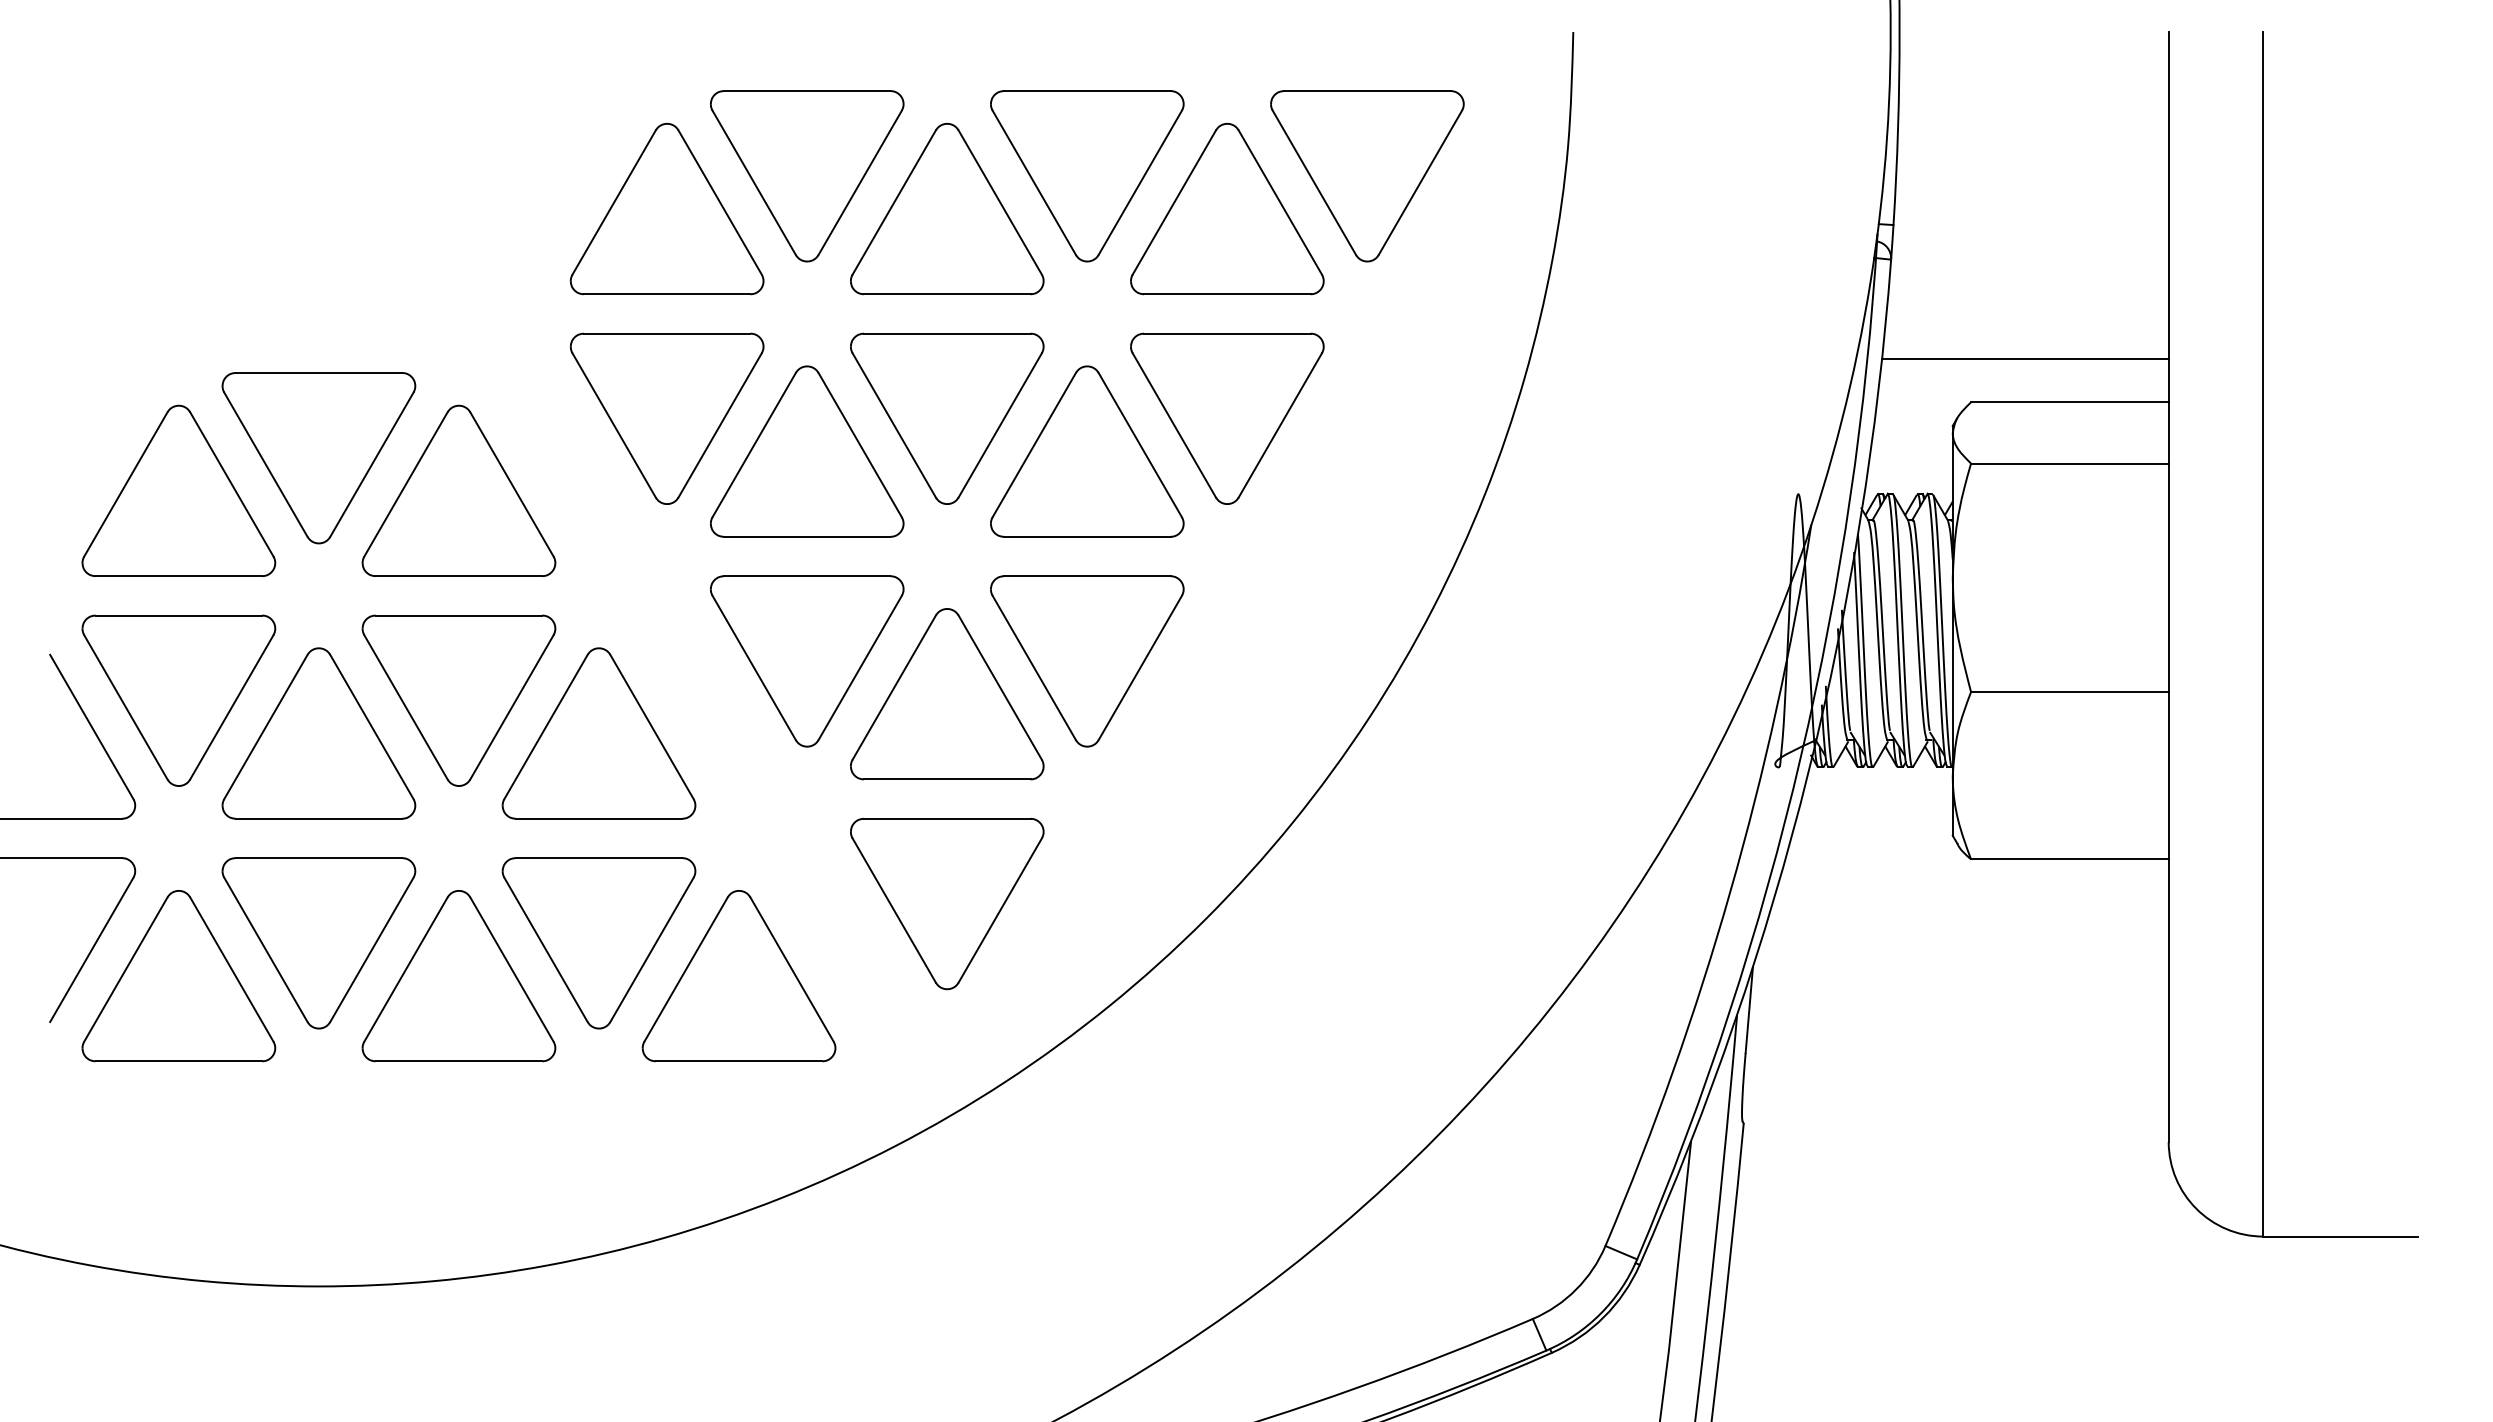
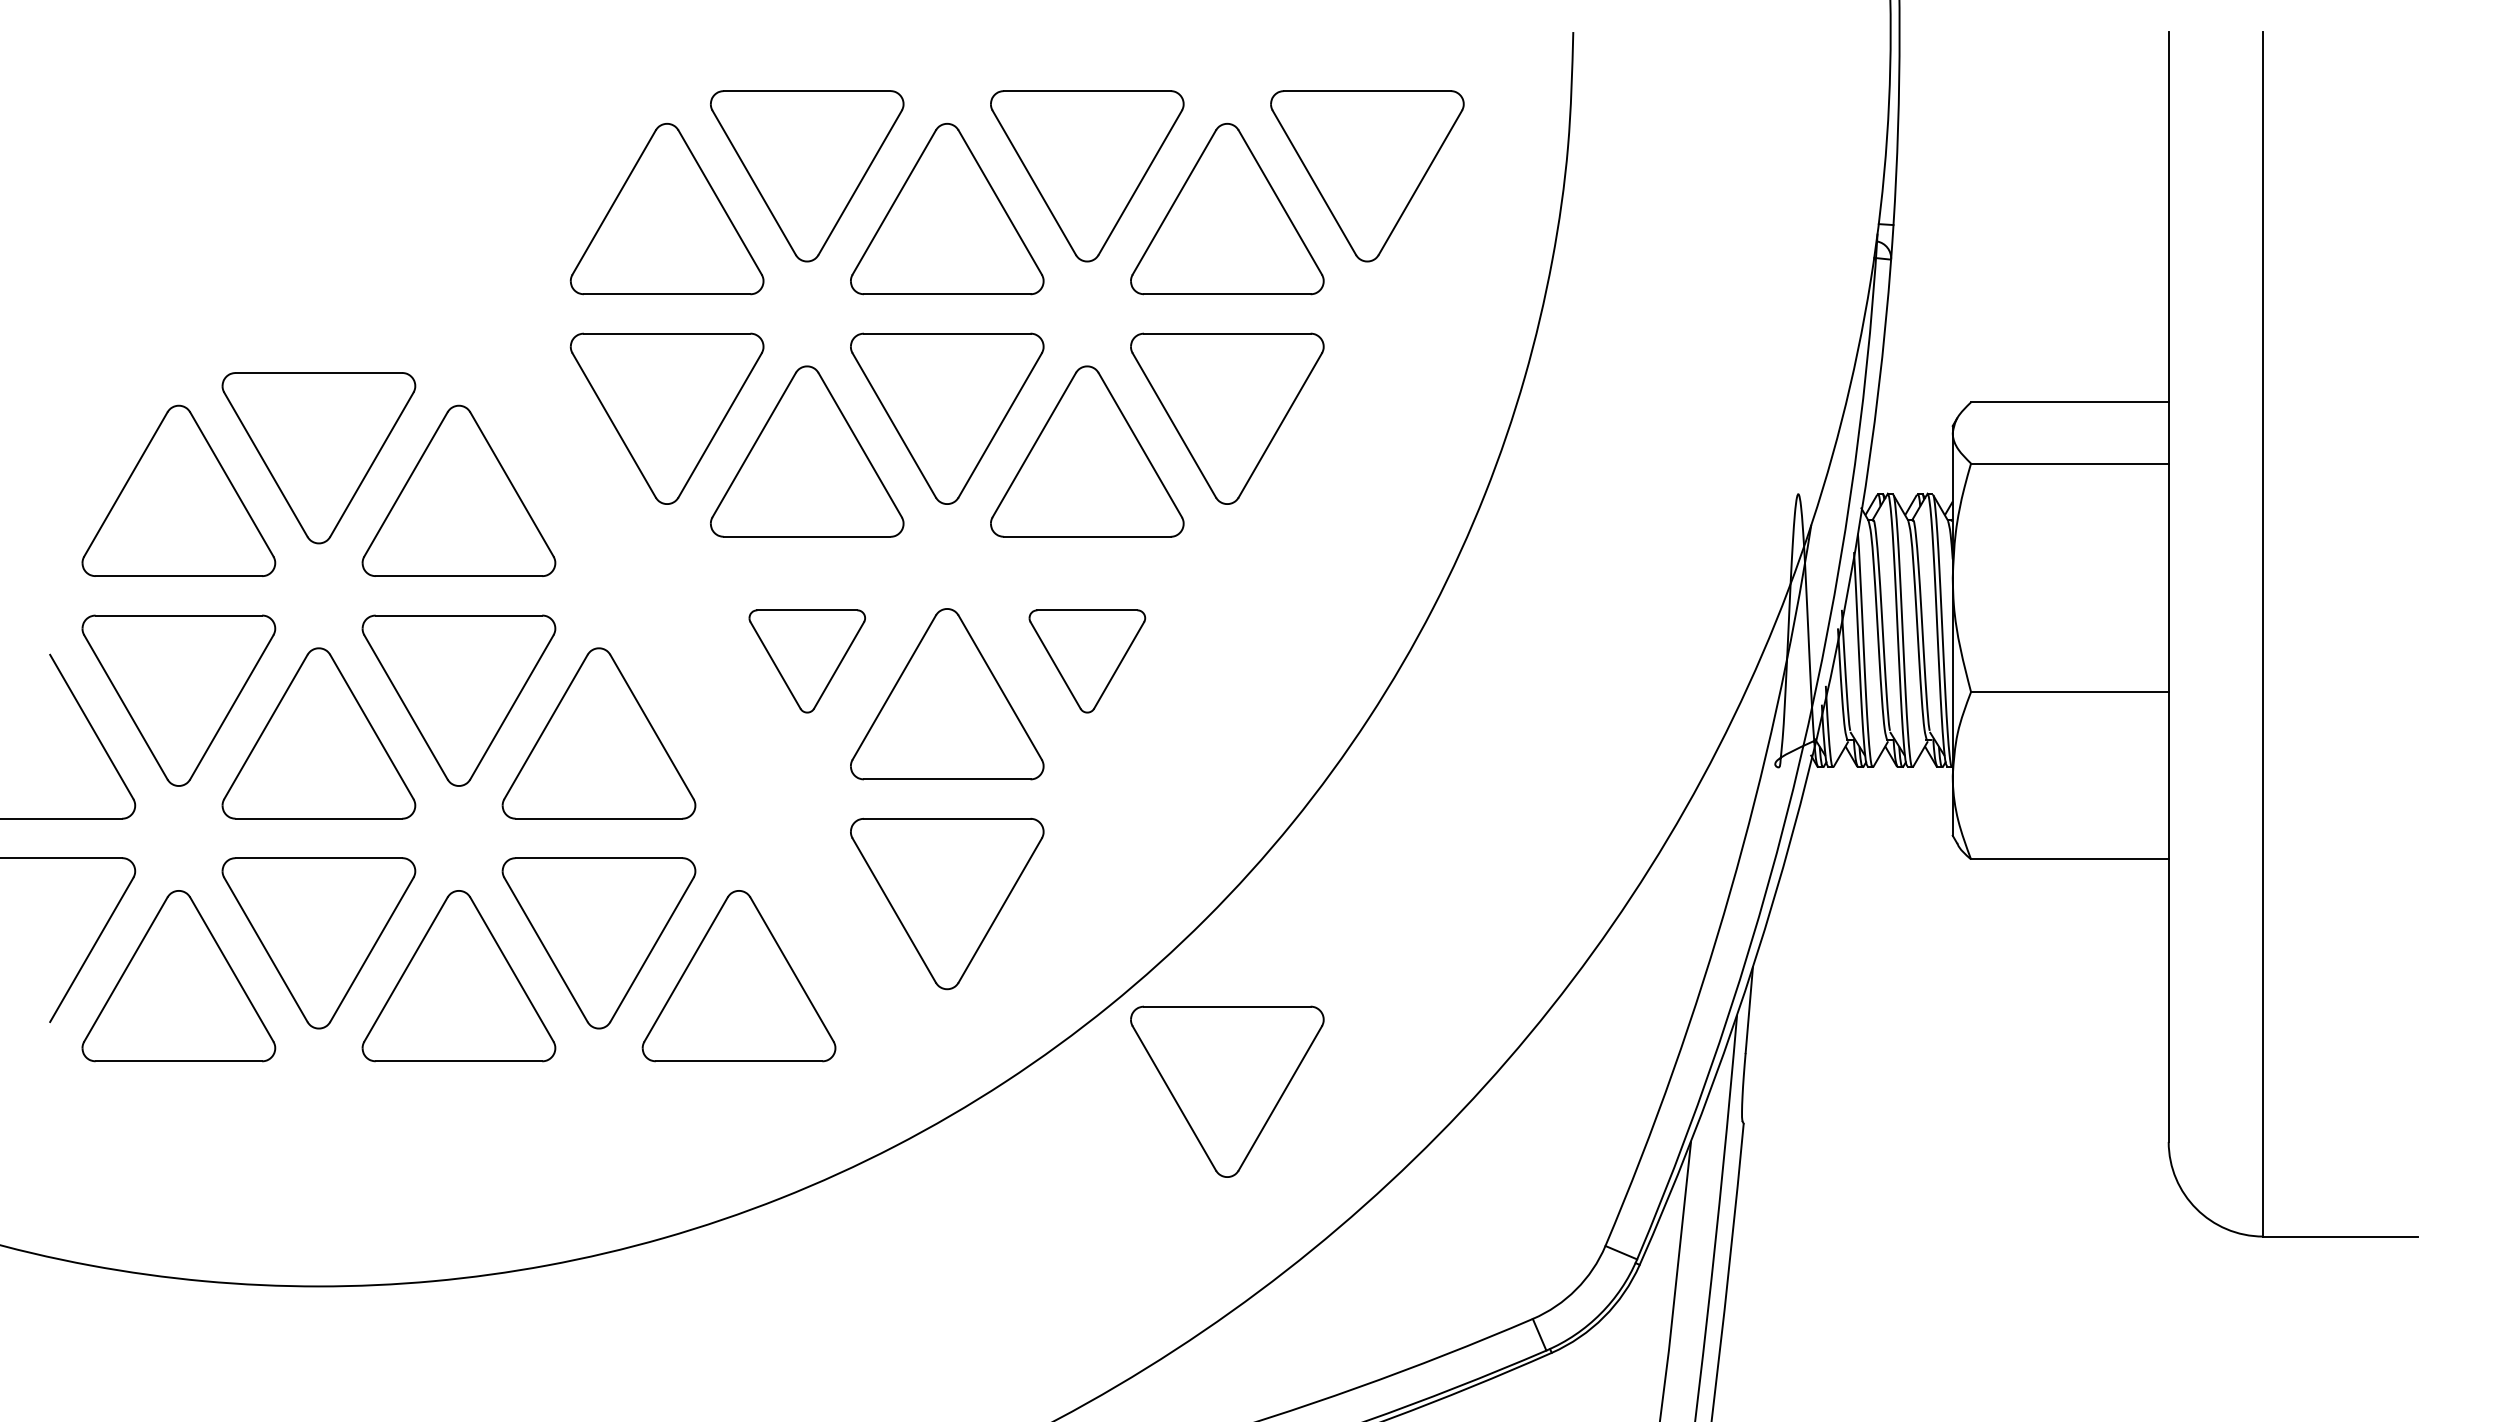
line: present -> none (2025, 358)
part size: 195x173 px -> 118x105 px (806, 661)
part size: 195x173 px -> 119x105 px (1087, 661)
part: none -> present (1227, 1091)
